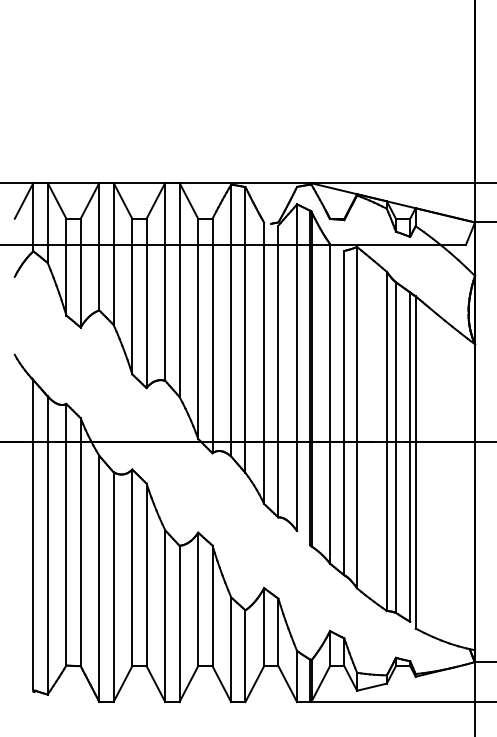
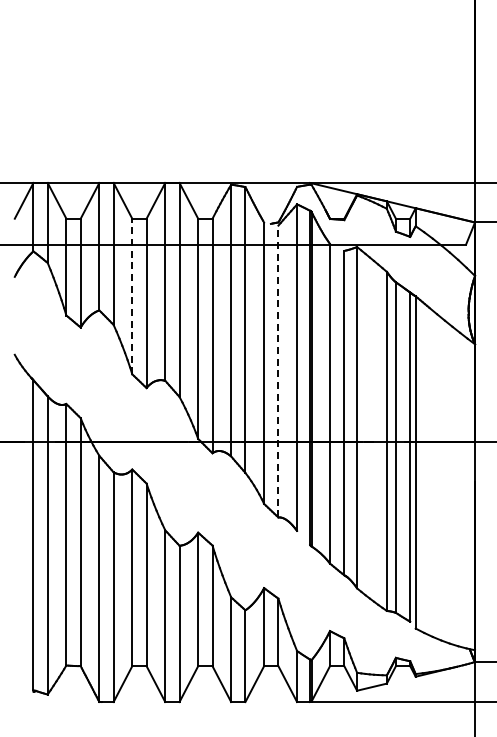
line: solid -> dashed (132, 296)
line: solid -> dashed (278, 371)
